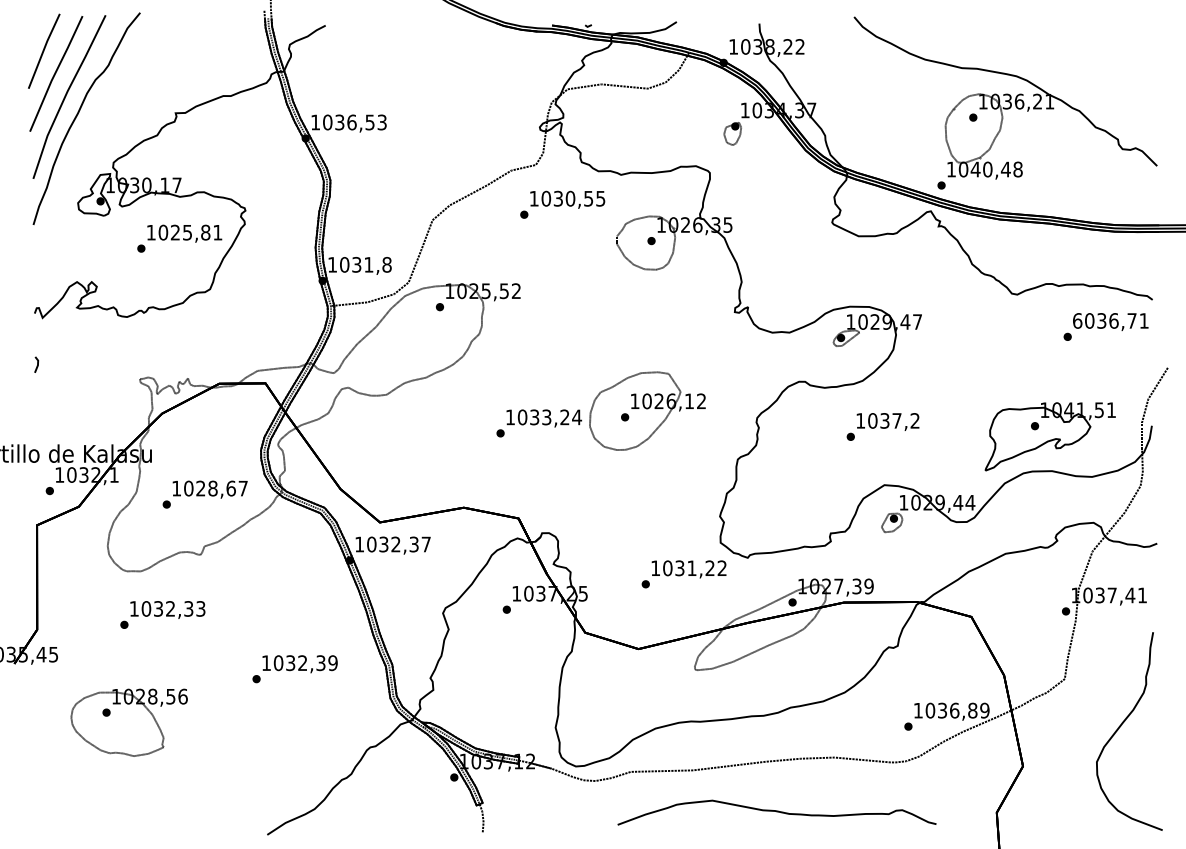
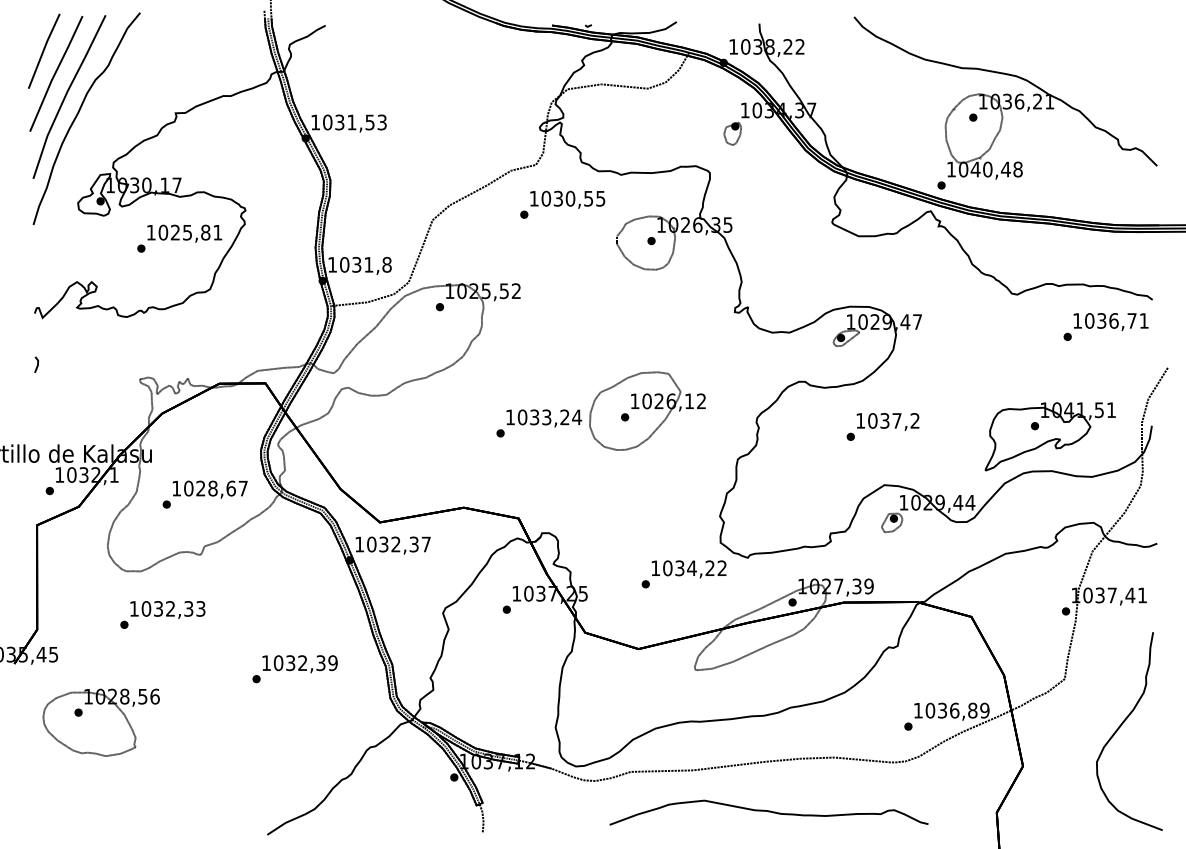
text: 1036,53 -> 1031,53 (351, 122)
text: 6036,71 -> 1036,71 (1077, 320)
text: 1031,22 -> 1034,22 (691, 567)
part position: (128, 722) -> (100, 722) (100, 722)
curve position: (776, 812) -> (768, 812) (768, 812)
